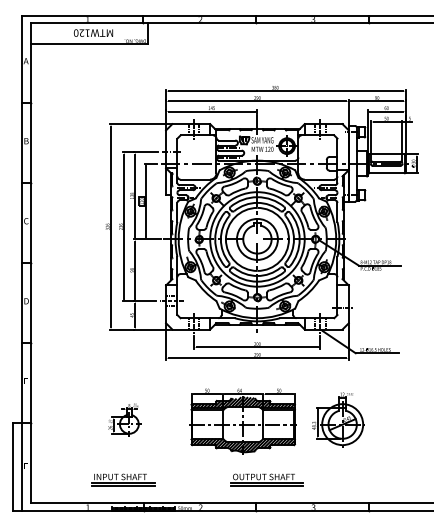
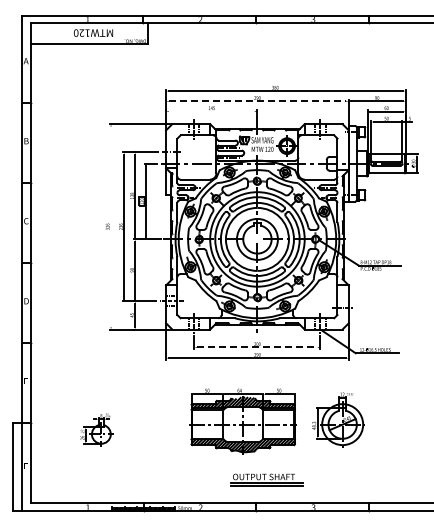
line: solid -> dashed (257, 101)
line: present -> none (211, 111)
line: present -> none (111, 226)
line: solid -> dashed (257, 347)
part position: (124, 419) -> (96, 429) (96, 429)
part: present -> none (123, 479)
